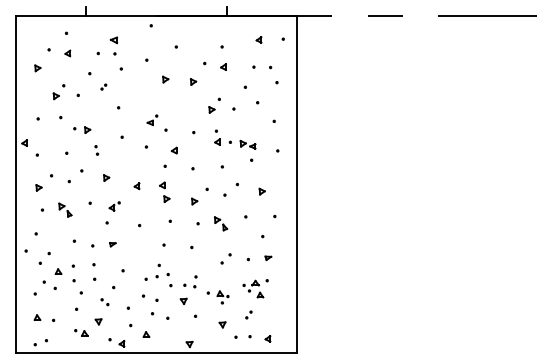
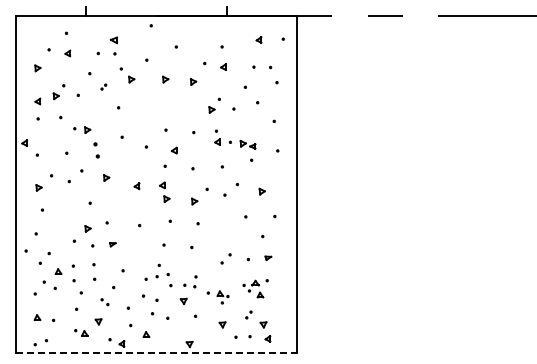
part: none -> present (131, 79)
part: none -> present (37, 101)
part: present -> none (152, 119)
part size: 6x11 px -> 7x17 px (96, 150)
part: present -> none (114, 206)
part: present -> none (65, 209)
part: present -> none (220, 223)
part: none -> present (87, 228)
part: none -> present (263, 324)
line: solid -> dashed (156, 352)
